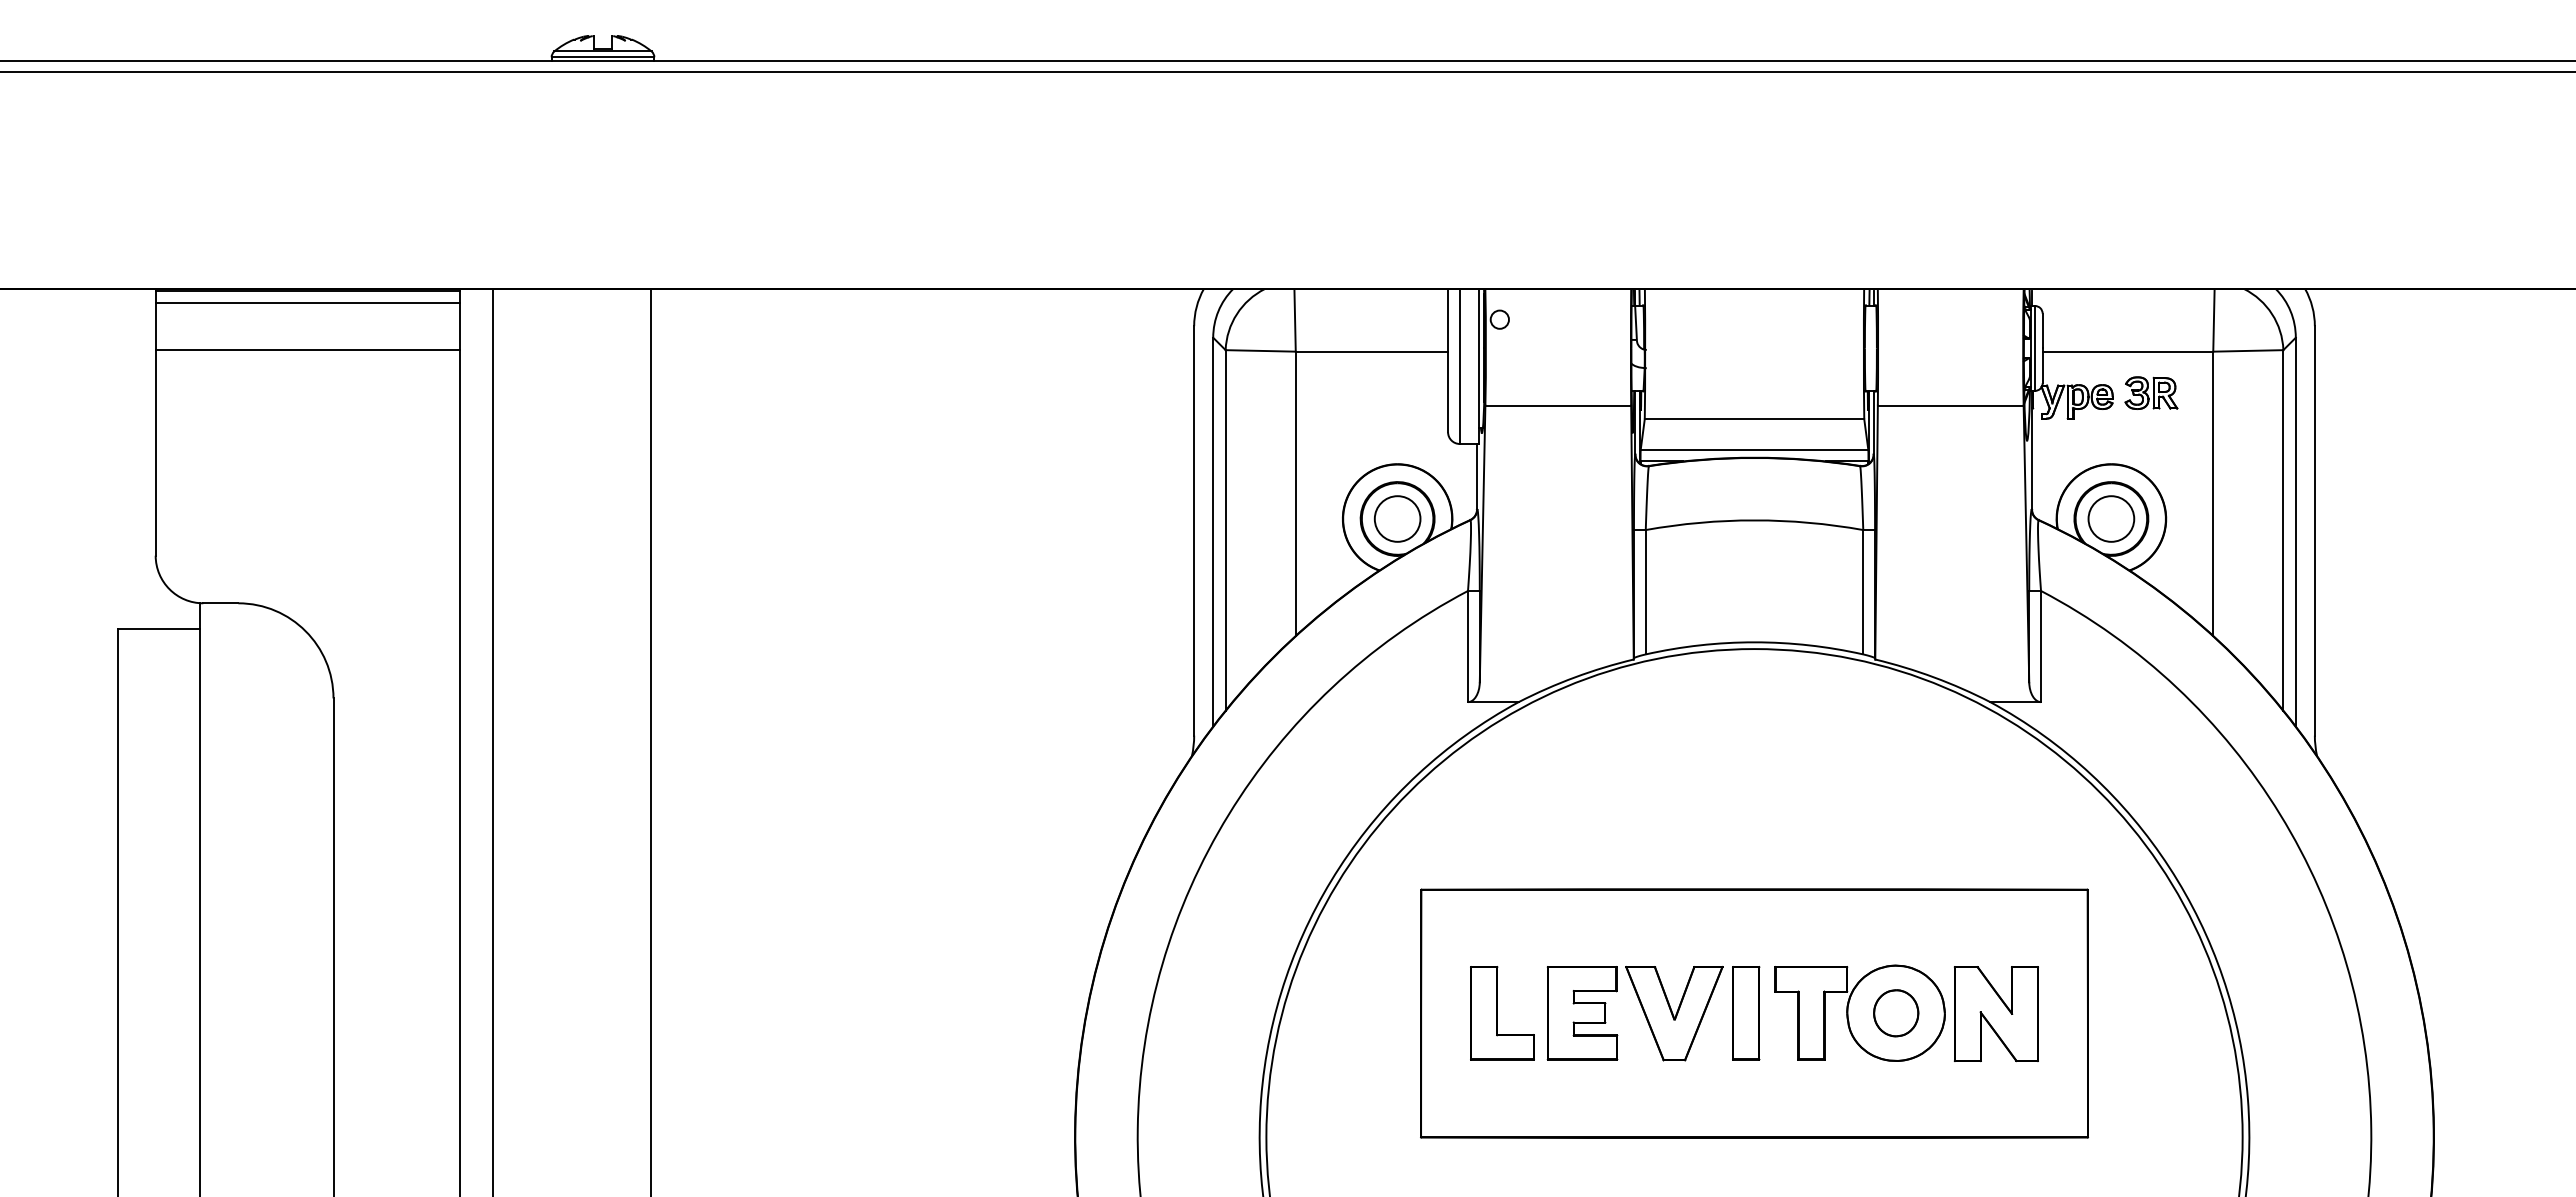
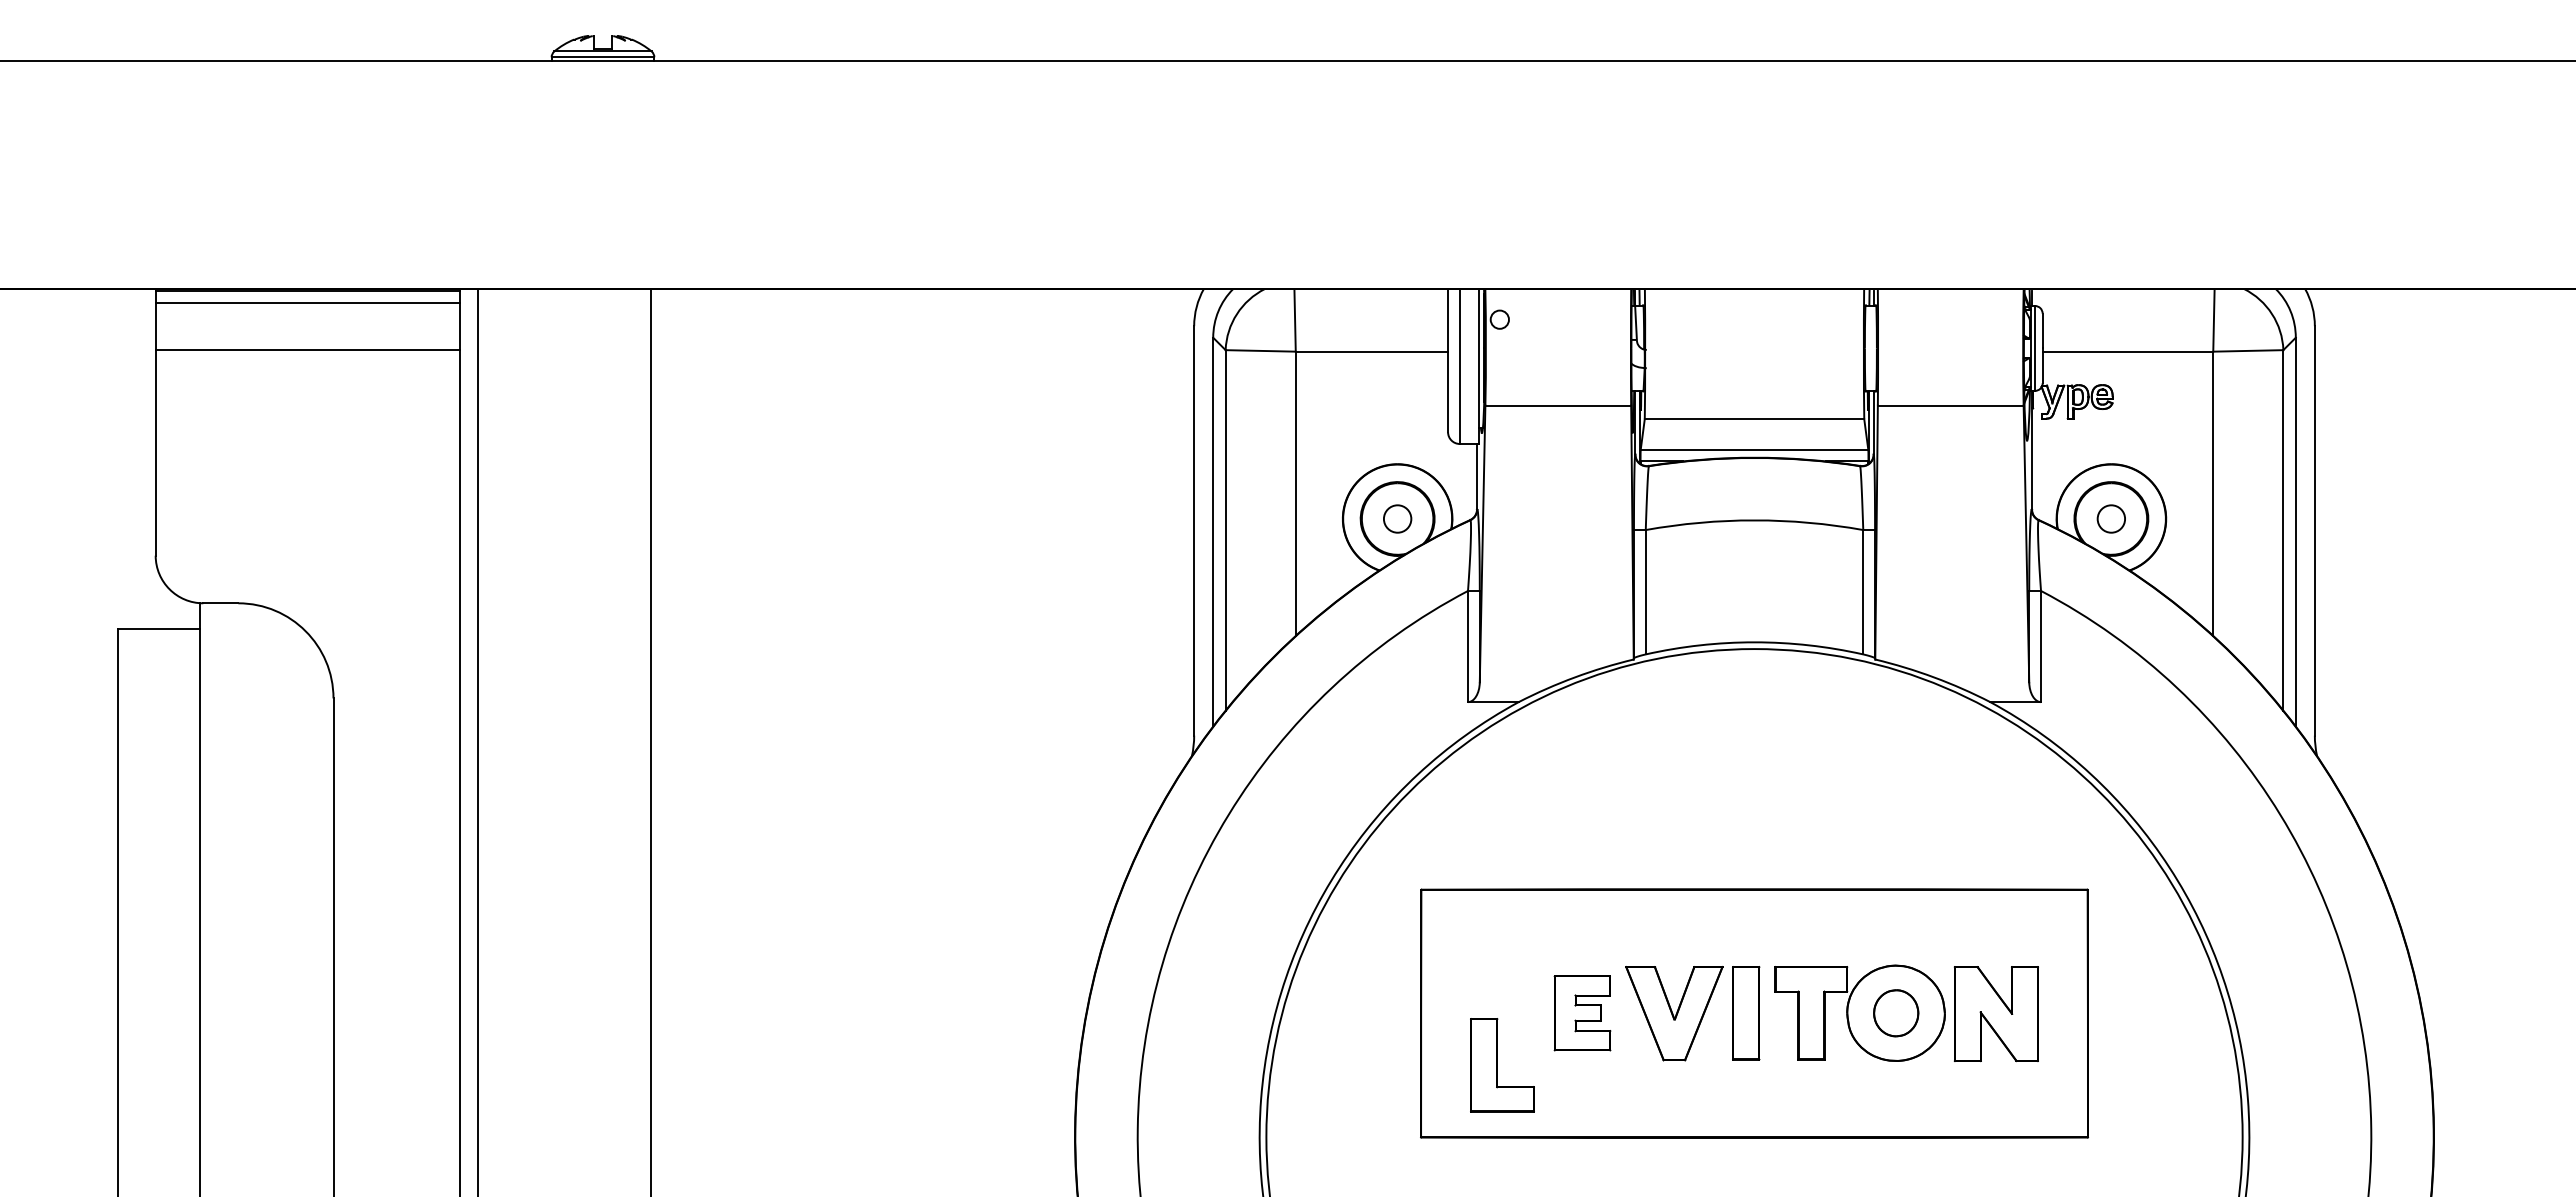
line: present -> none (1287, 72)
part: present -> none (2151, 392)
circle diameter: 46 px -> 27 px (1397, 518)
circle diameter: 46 px -> 27 px (2111, 518)
line position: (492, 741) -> (477, 741) (477, 741)
part position: (1502, 1013) -> (1502, 1065) (1502, 1065)
part size: 73x95 px -> 59x77 px (1582, 1013)
